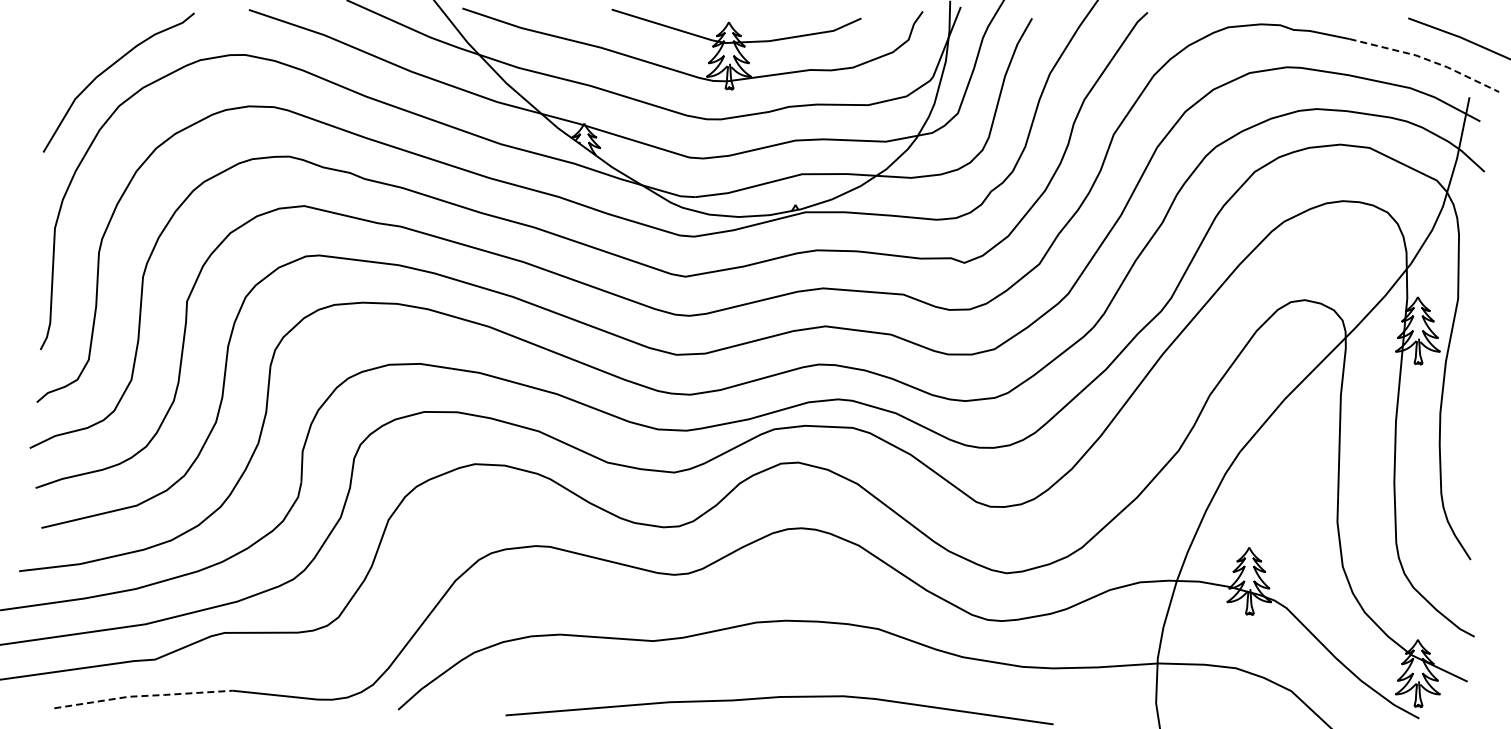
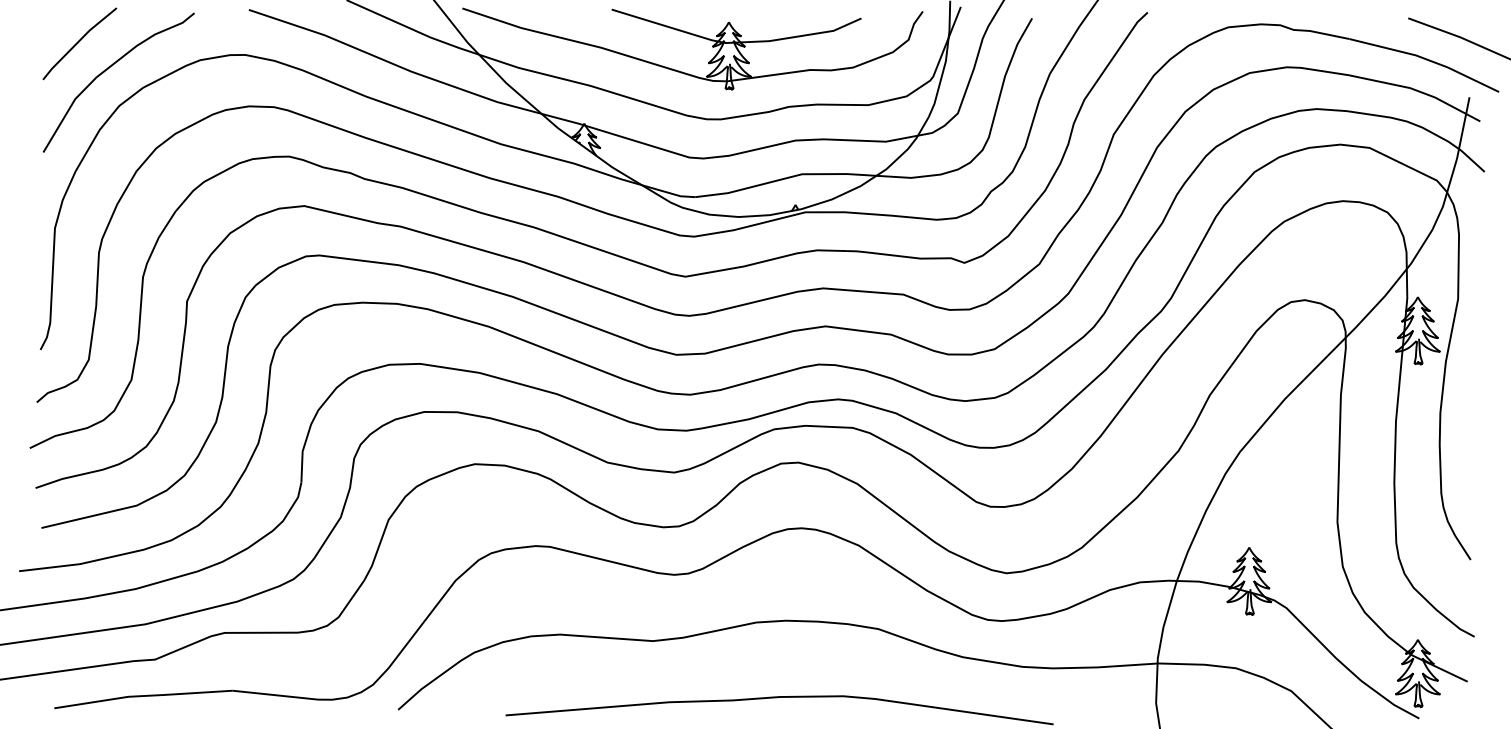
line: none -> present (79, 42)
line: dashed -> solid (1427, 59)
line: dashed -> solid (143, 696)
